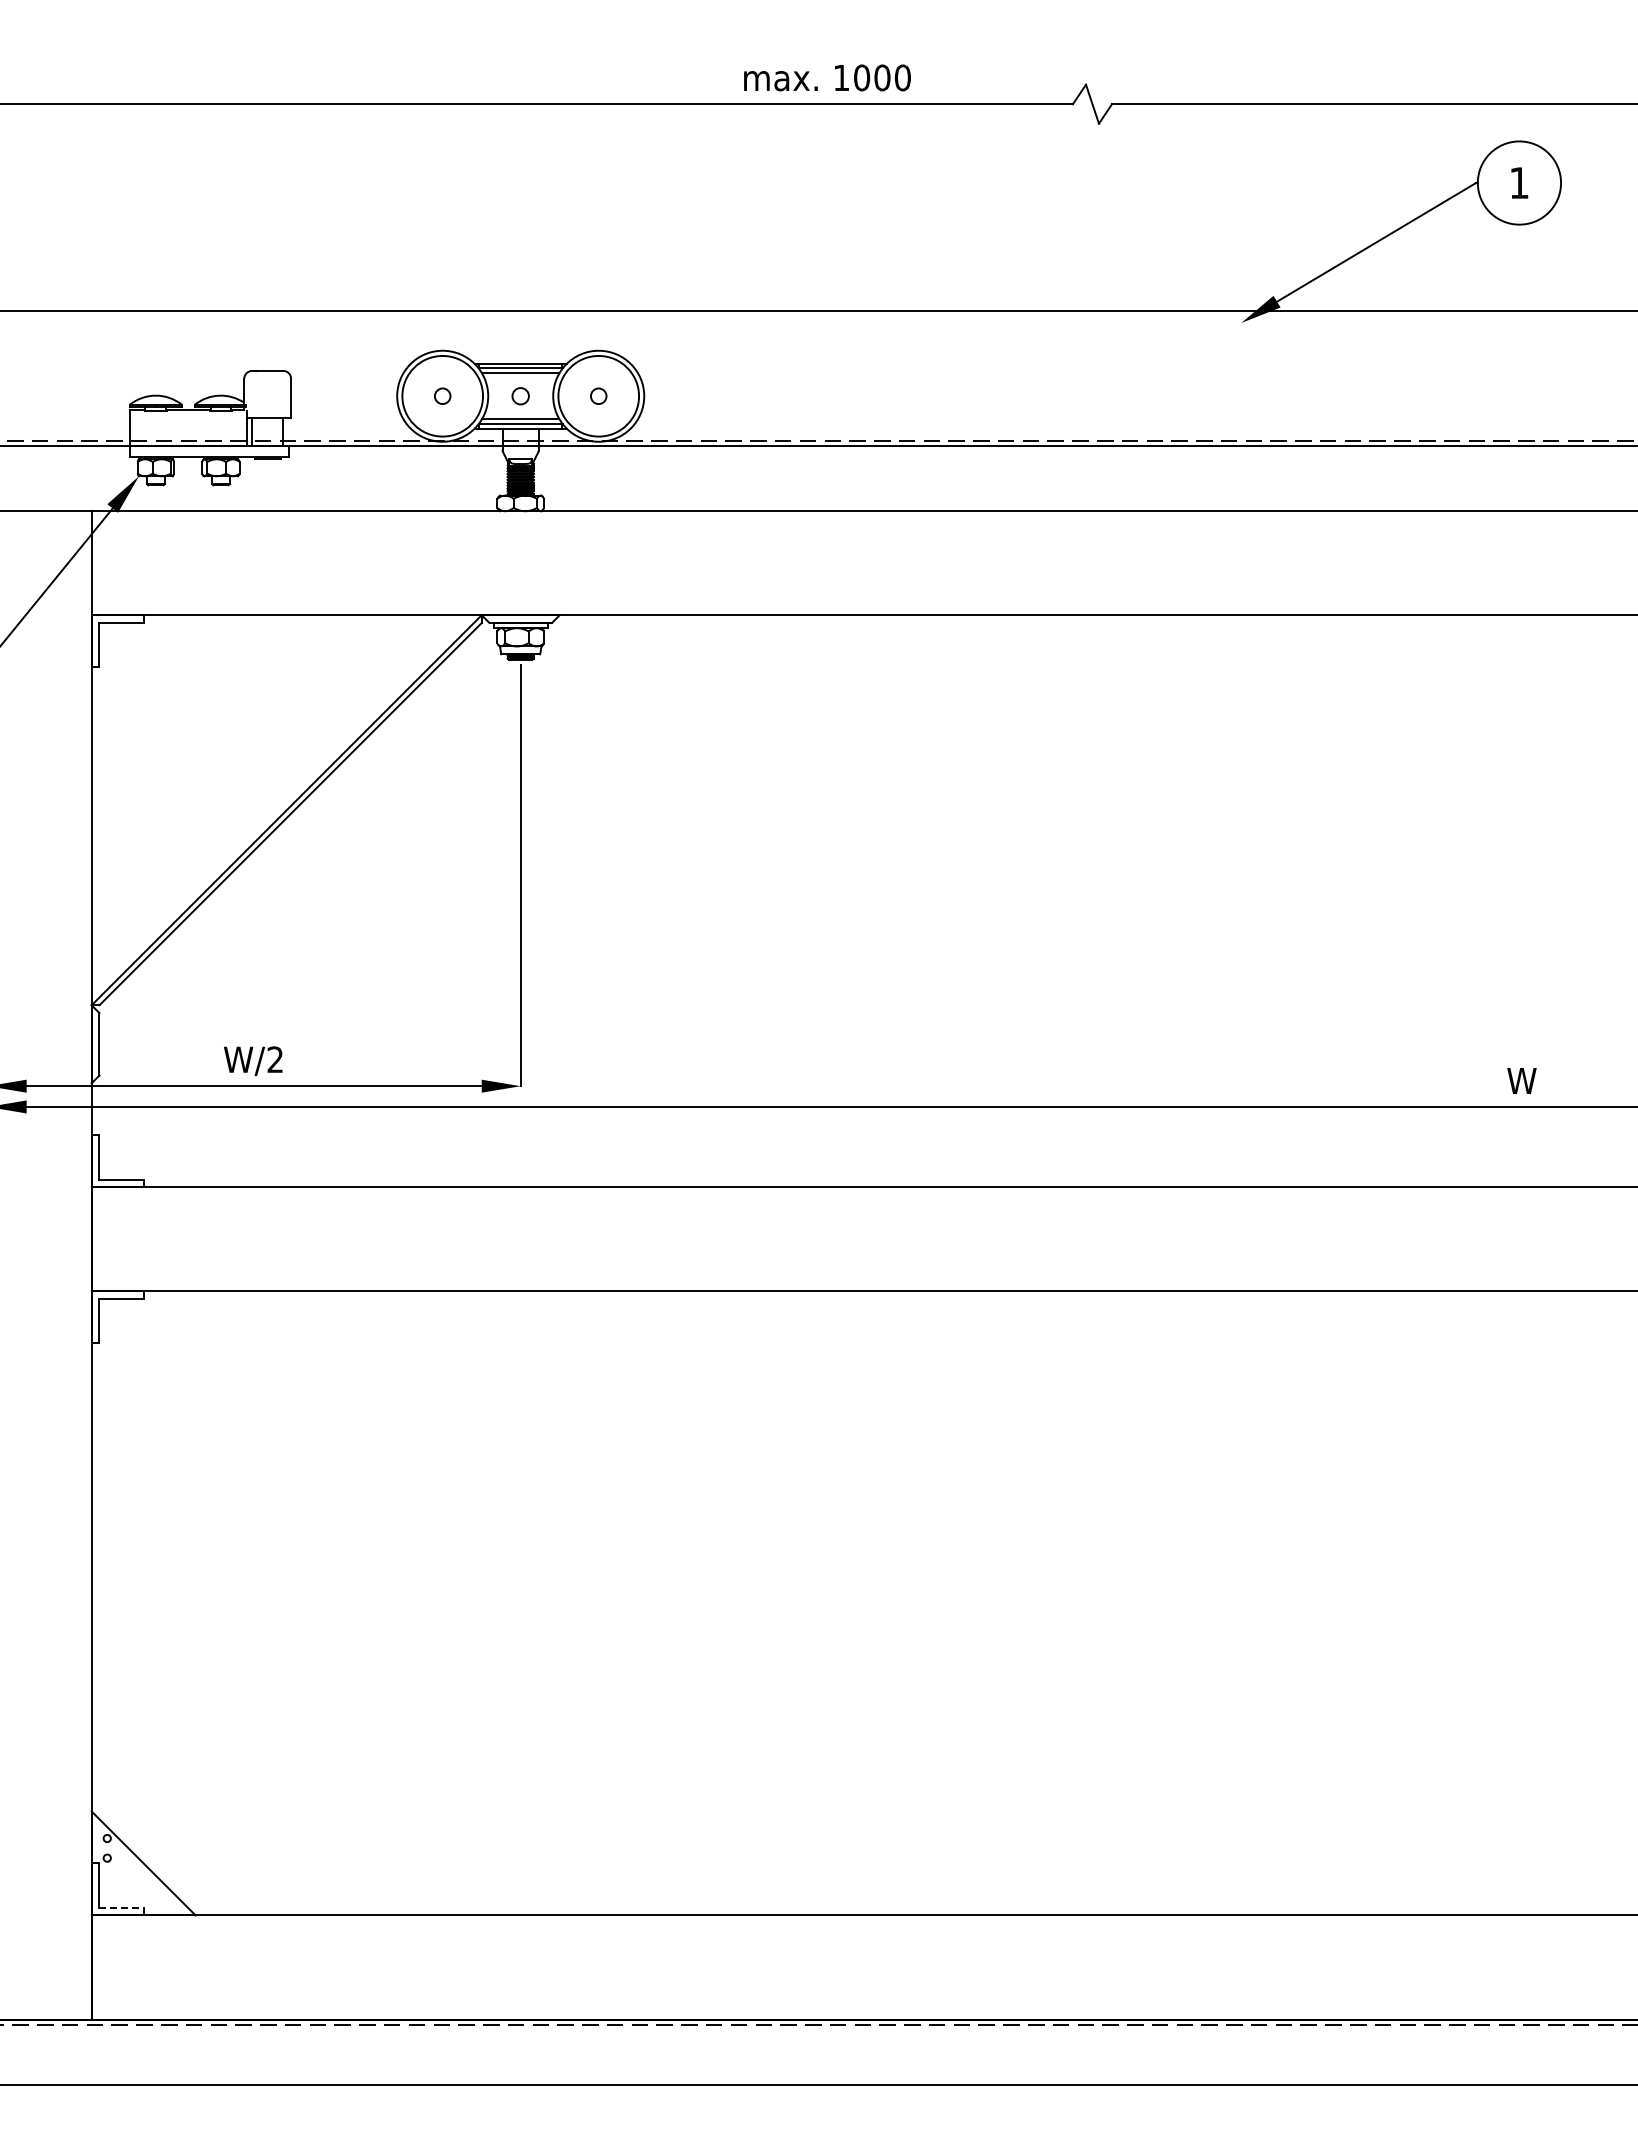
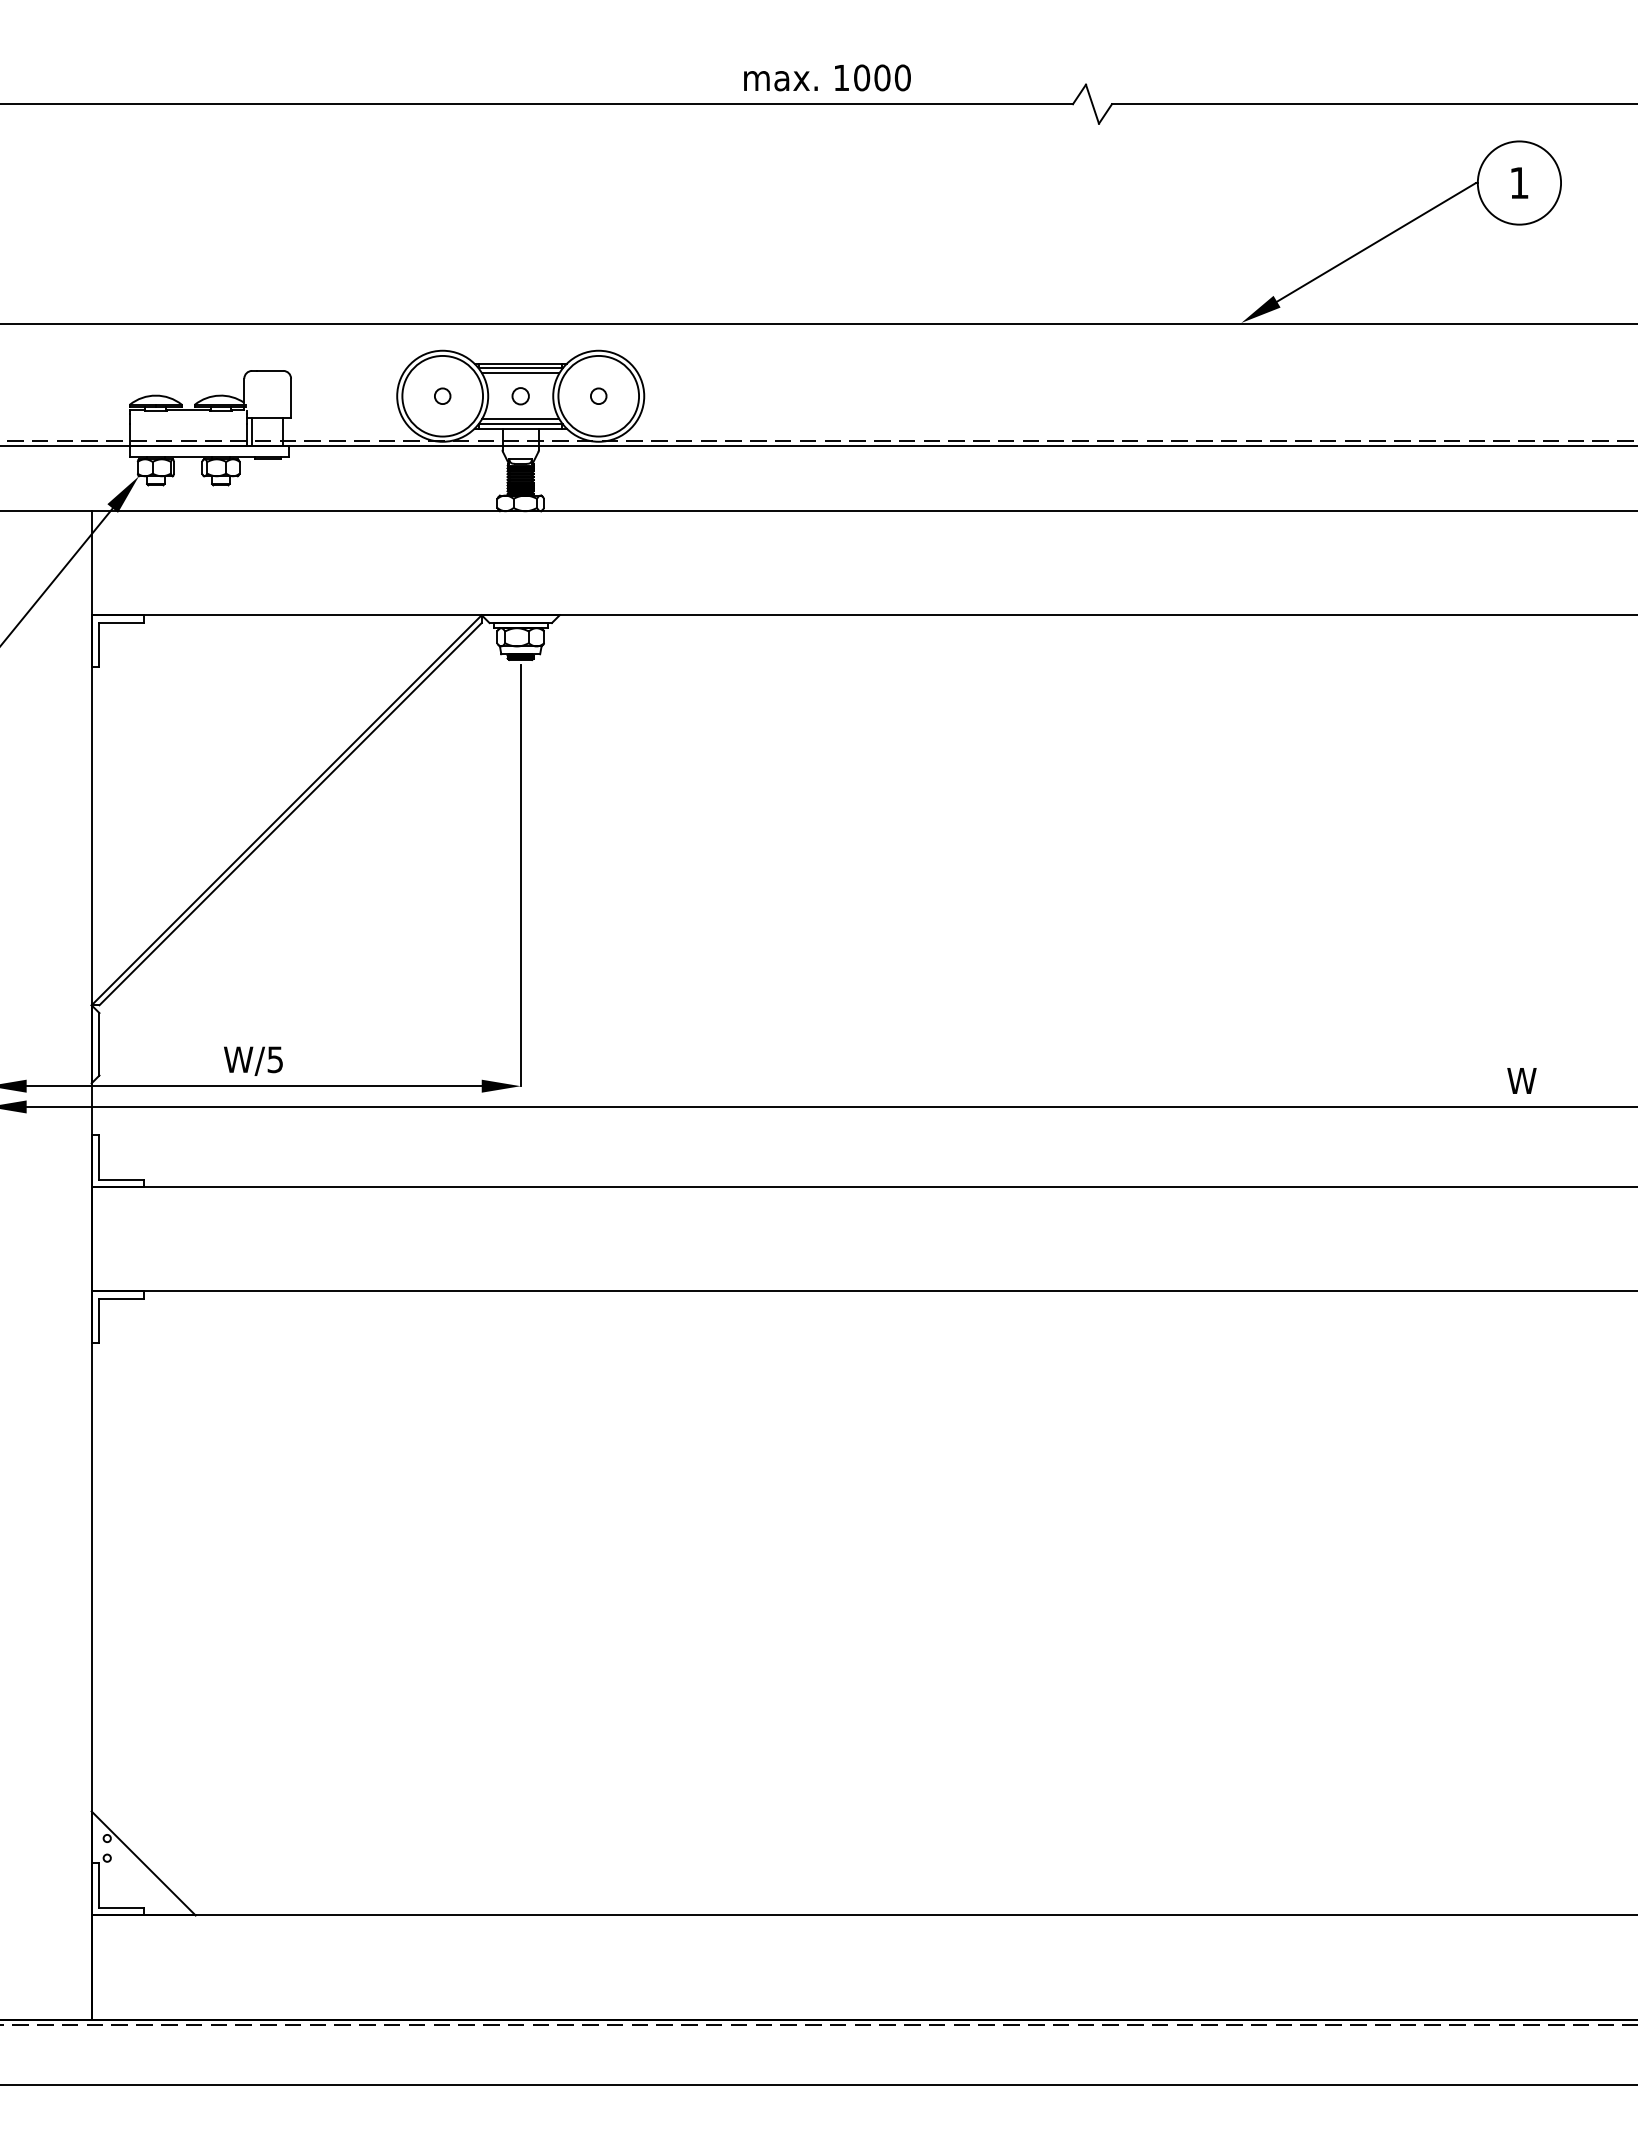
line position: (818, 311) -> (818, 324) (818, 324)
text: W/2 -> W/5 (274, 1059)
line: dashed -> solid (122, 1907)
